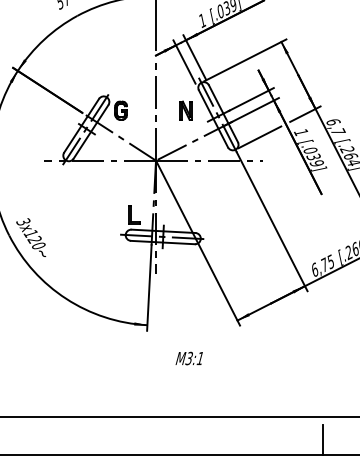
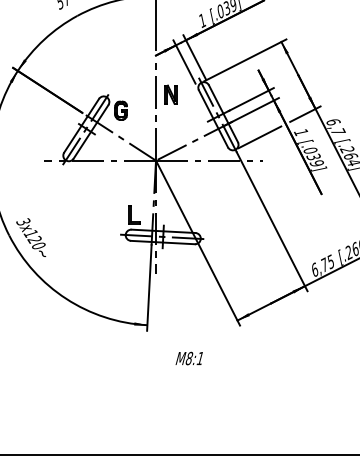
part position: (185, 110) -> (170, 94) (170, 94)
text: M3:1 -> M8:1 (189, 358)
line: present -> none (179, 417)
line: present -> none (323, 439)
